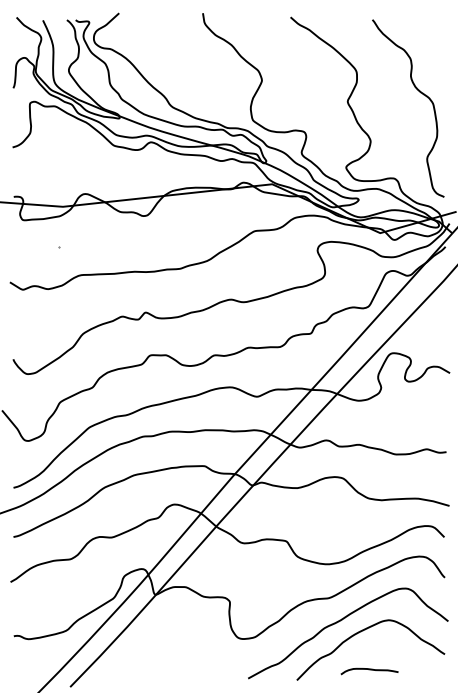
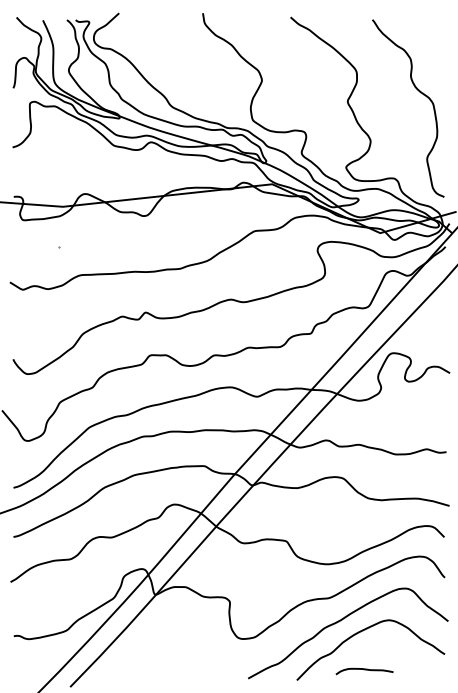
curve position: (369, 670) -> (364, 670) (364, 670)
